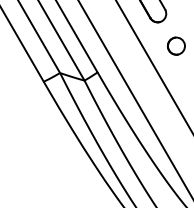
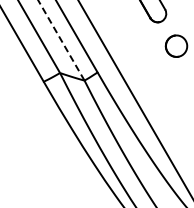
line: solid -> dashed (61, 40)
part size: 20x20 px -> 25x24 px (176, 45)
line: present -> none (153, 65)
